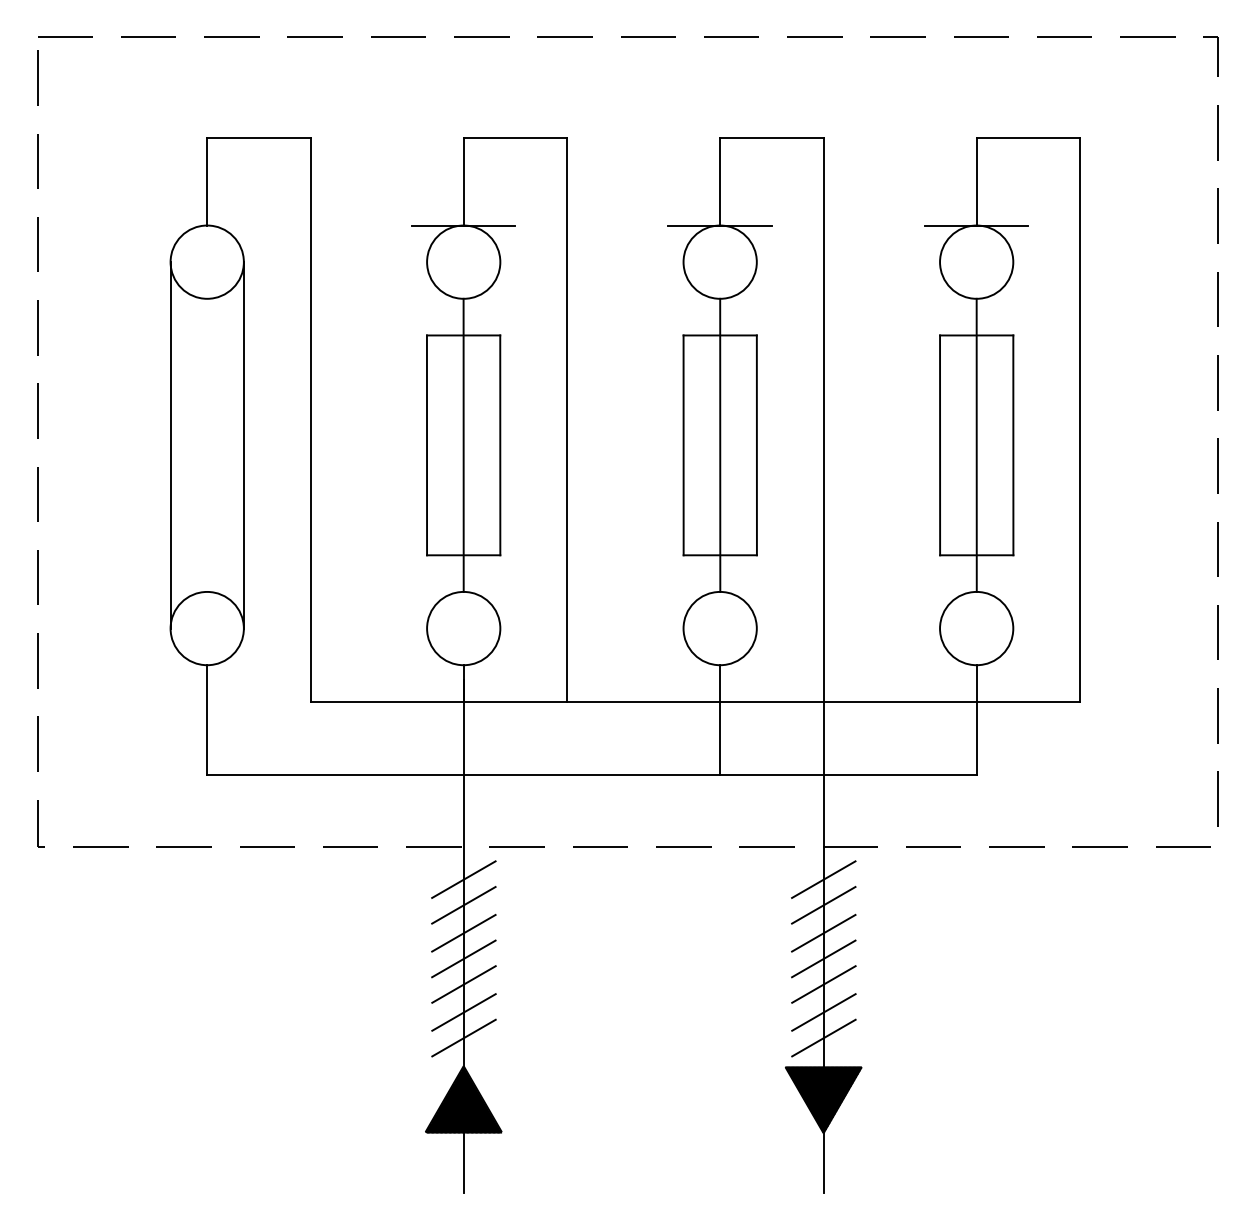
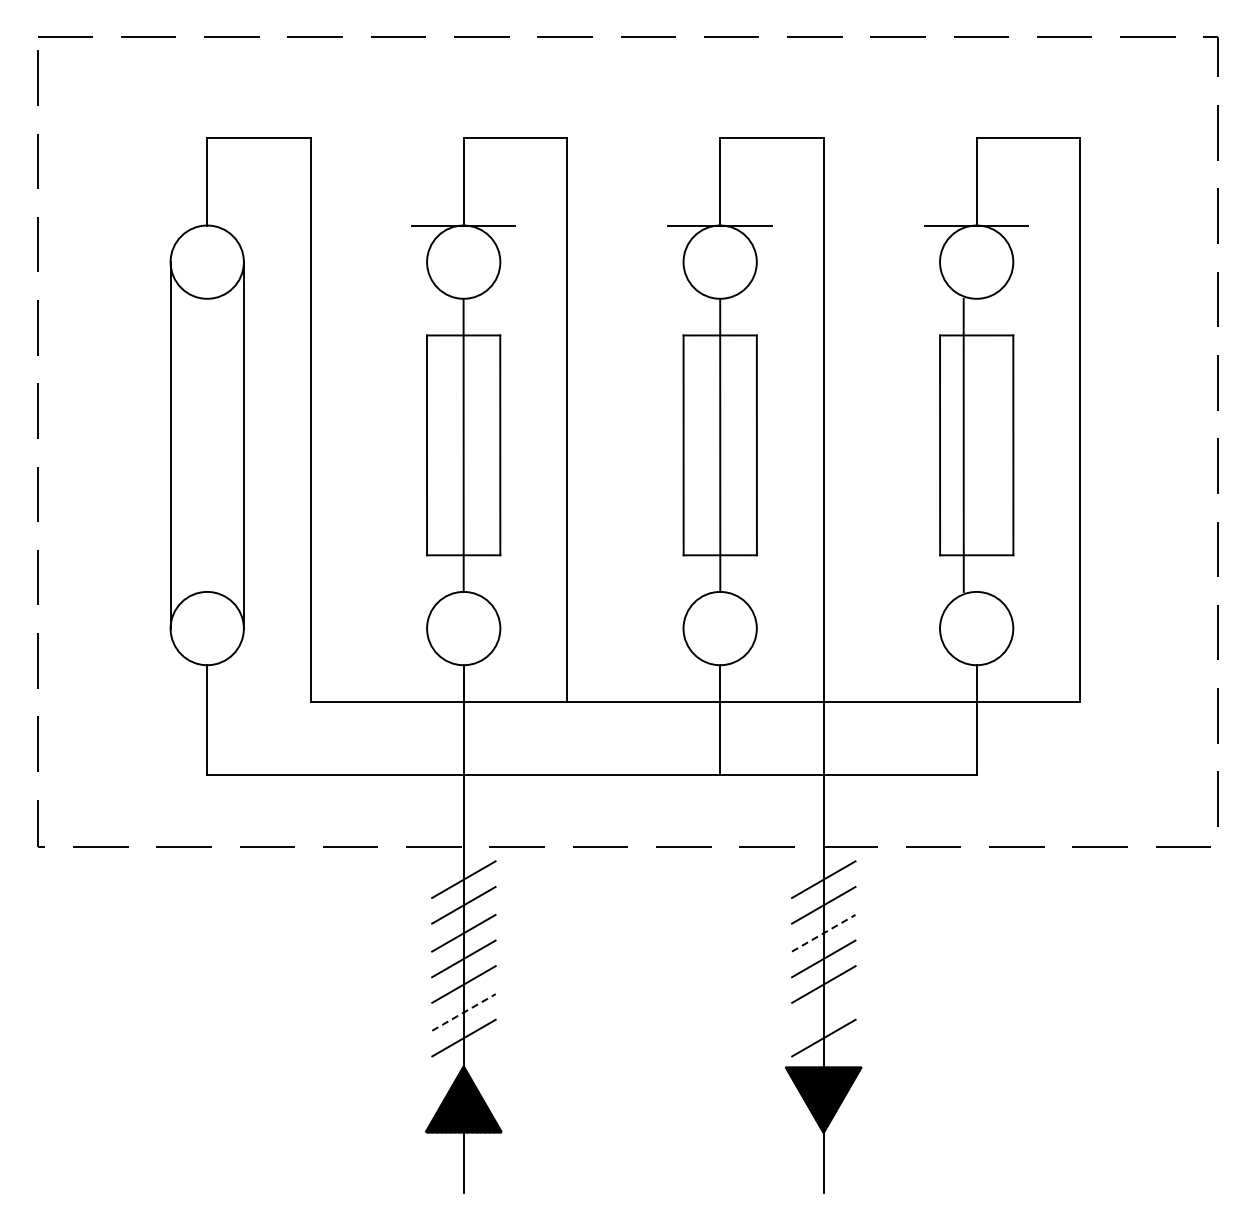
line position: (976, 444) -> (963, 444) (963, 444)
line: solid -> dashed (823, 933)
line: solid -> dashed (464, 1012)
line: present -> none (823, 1012)
